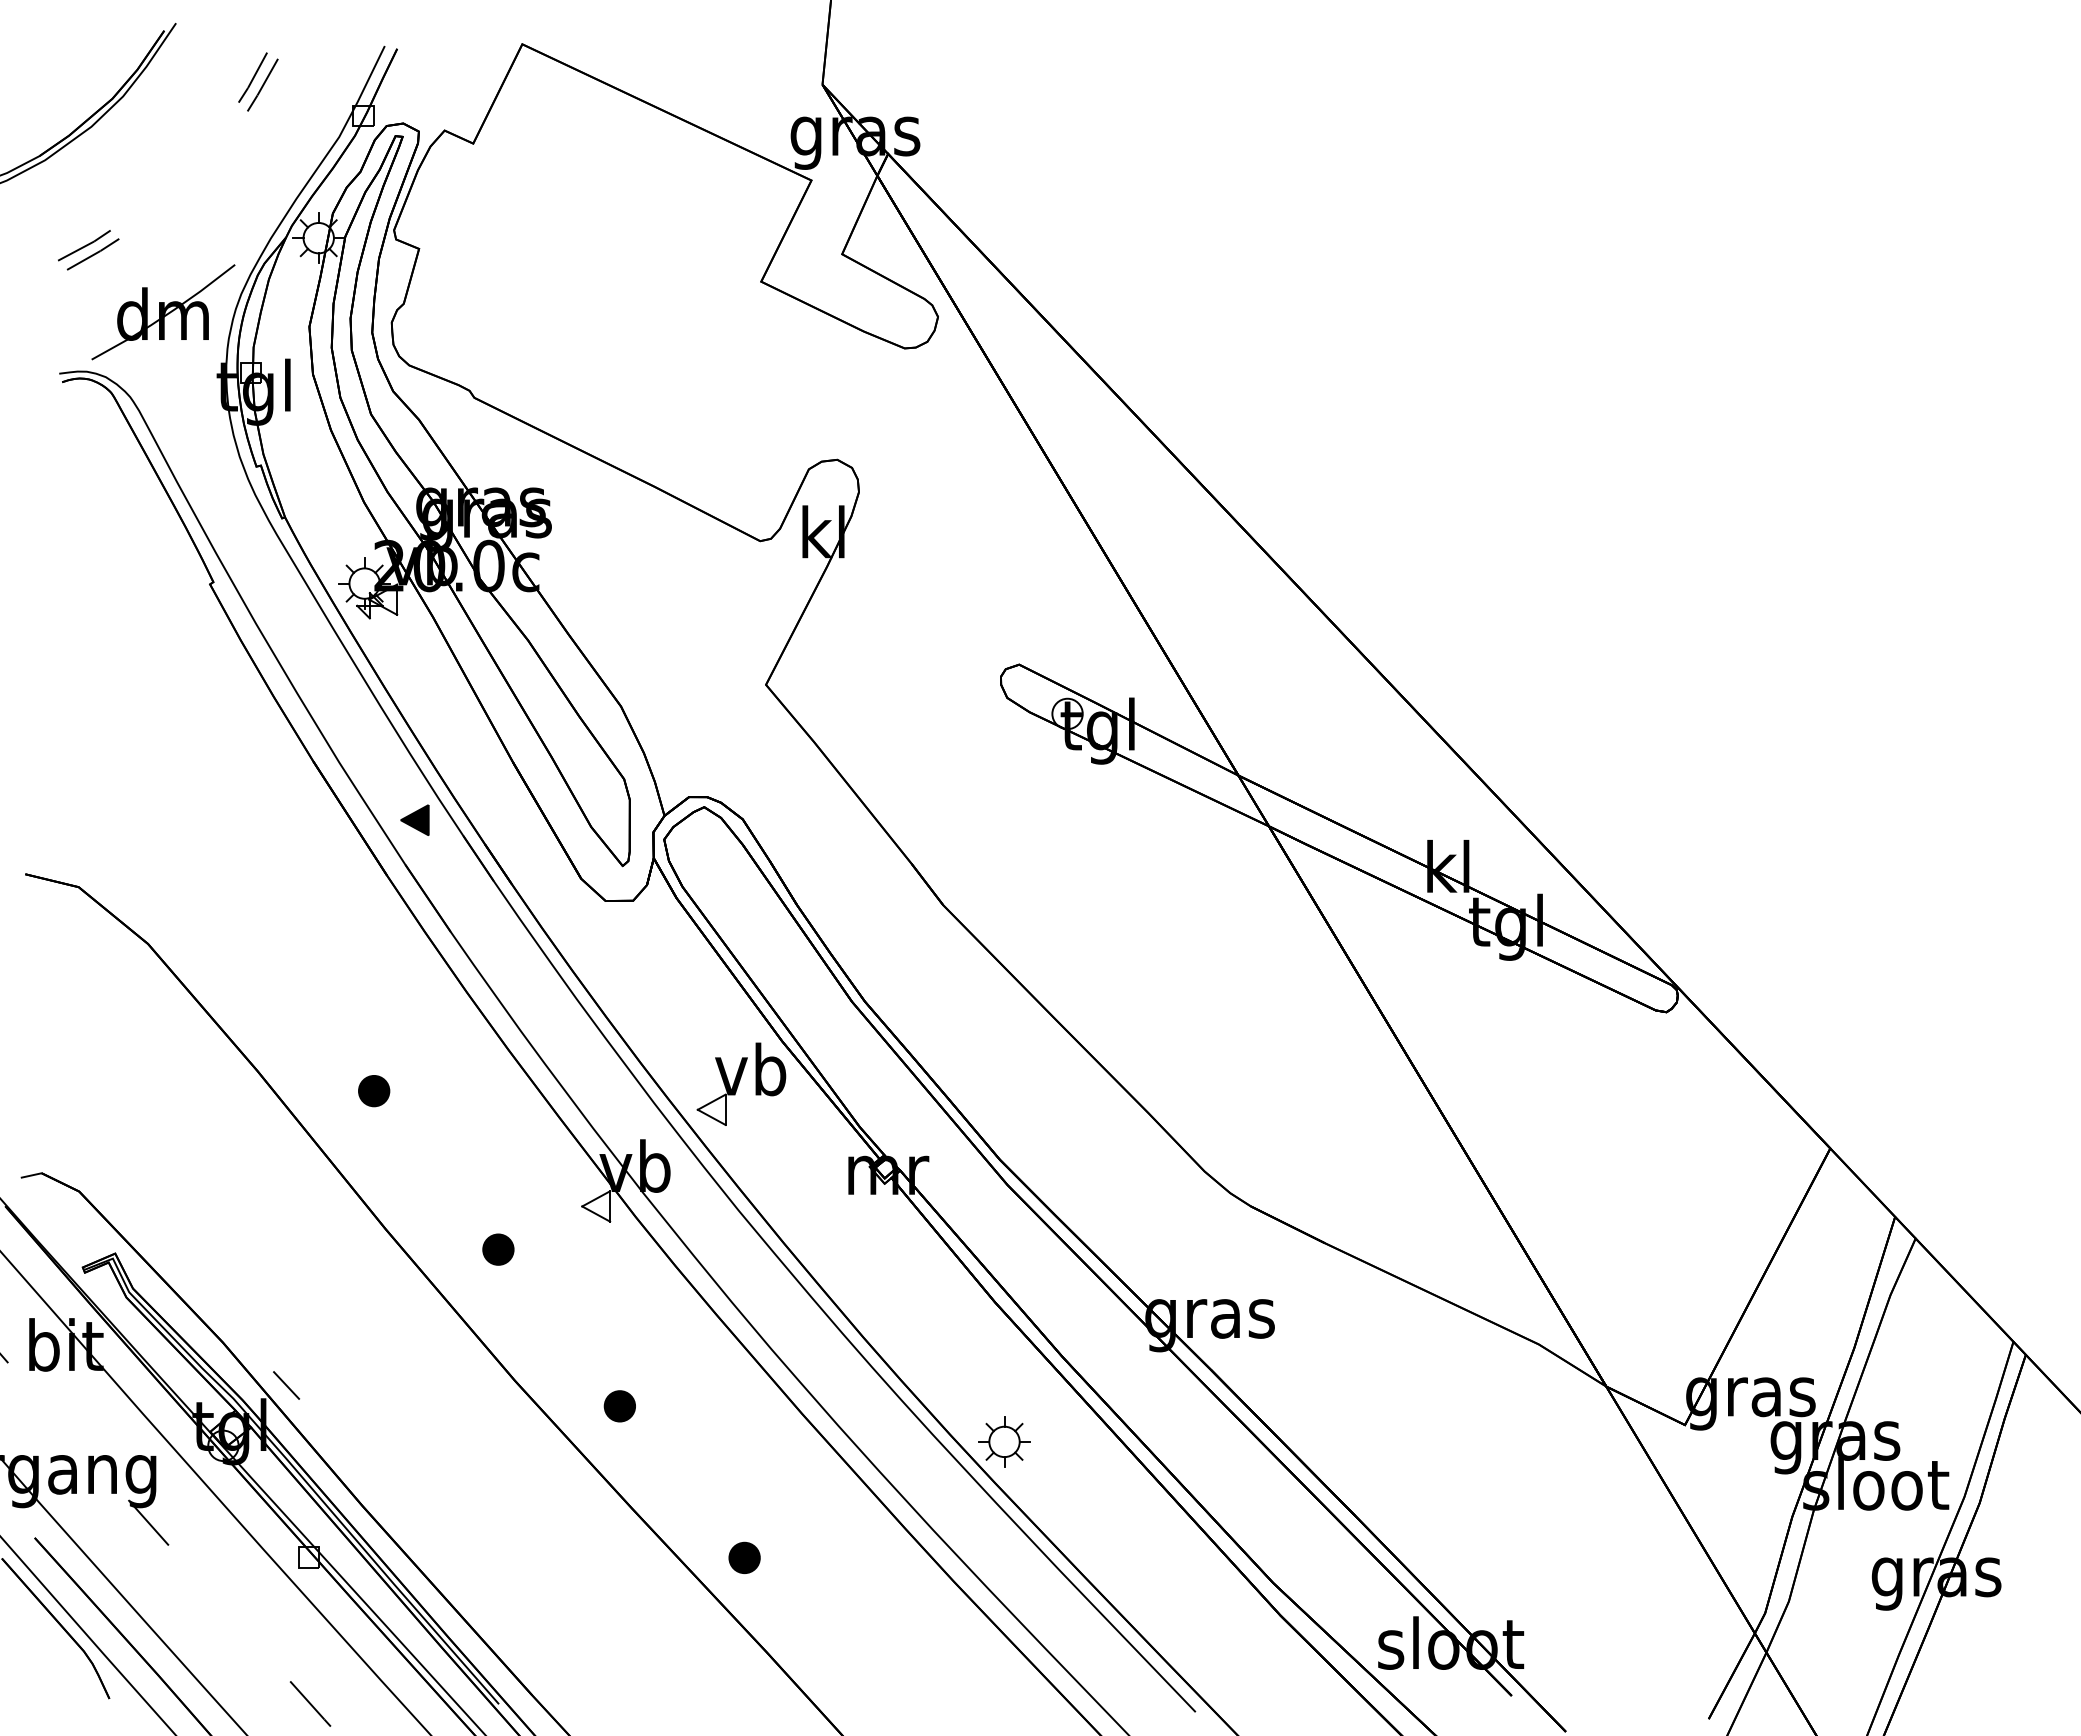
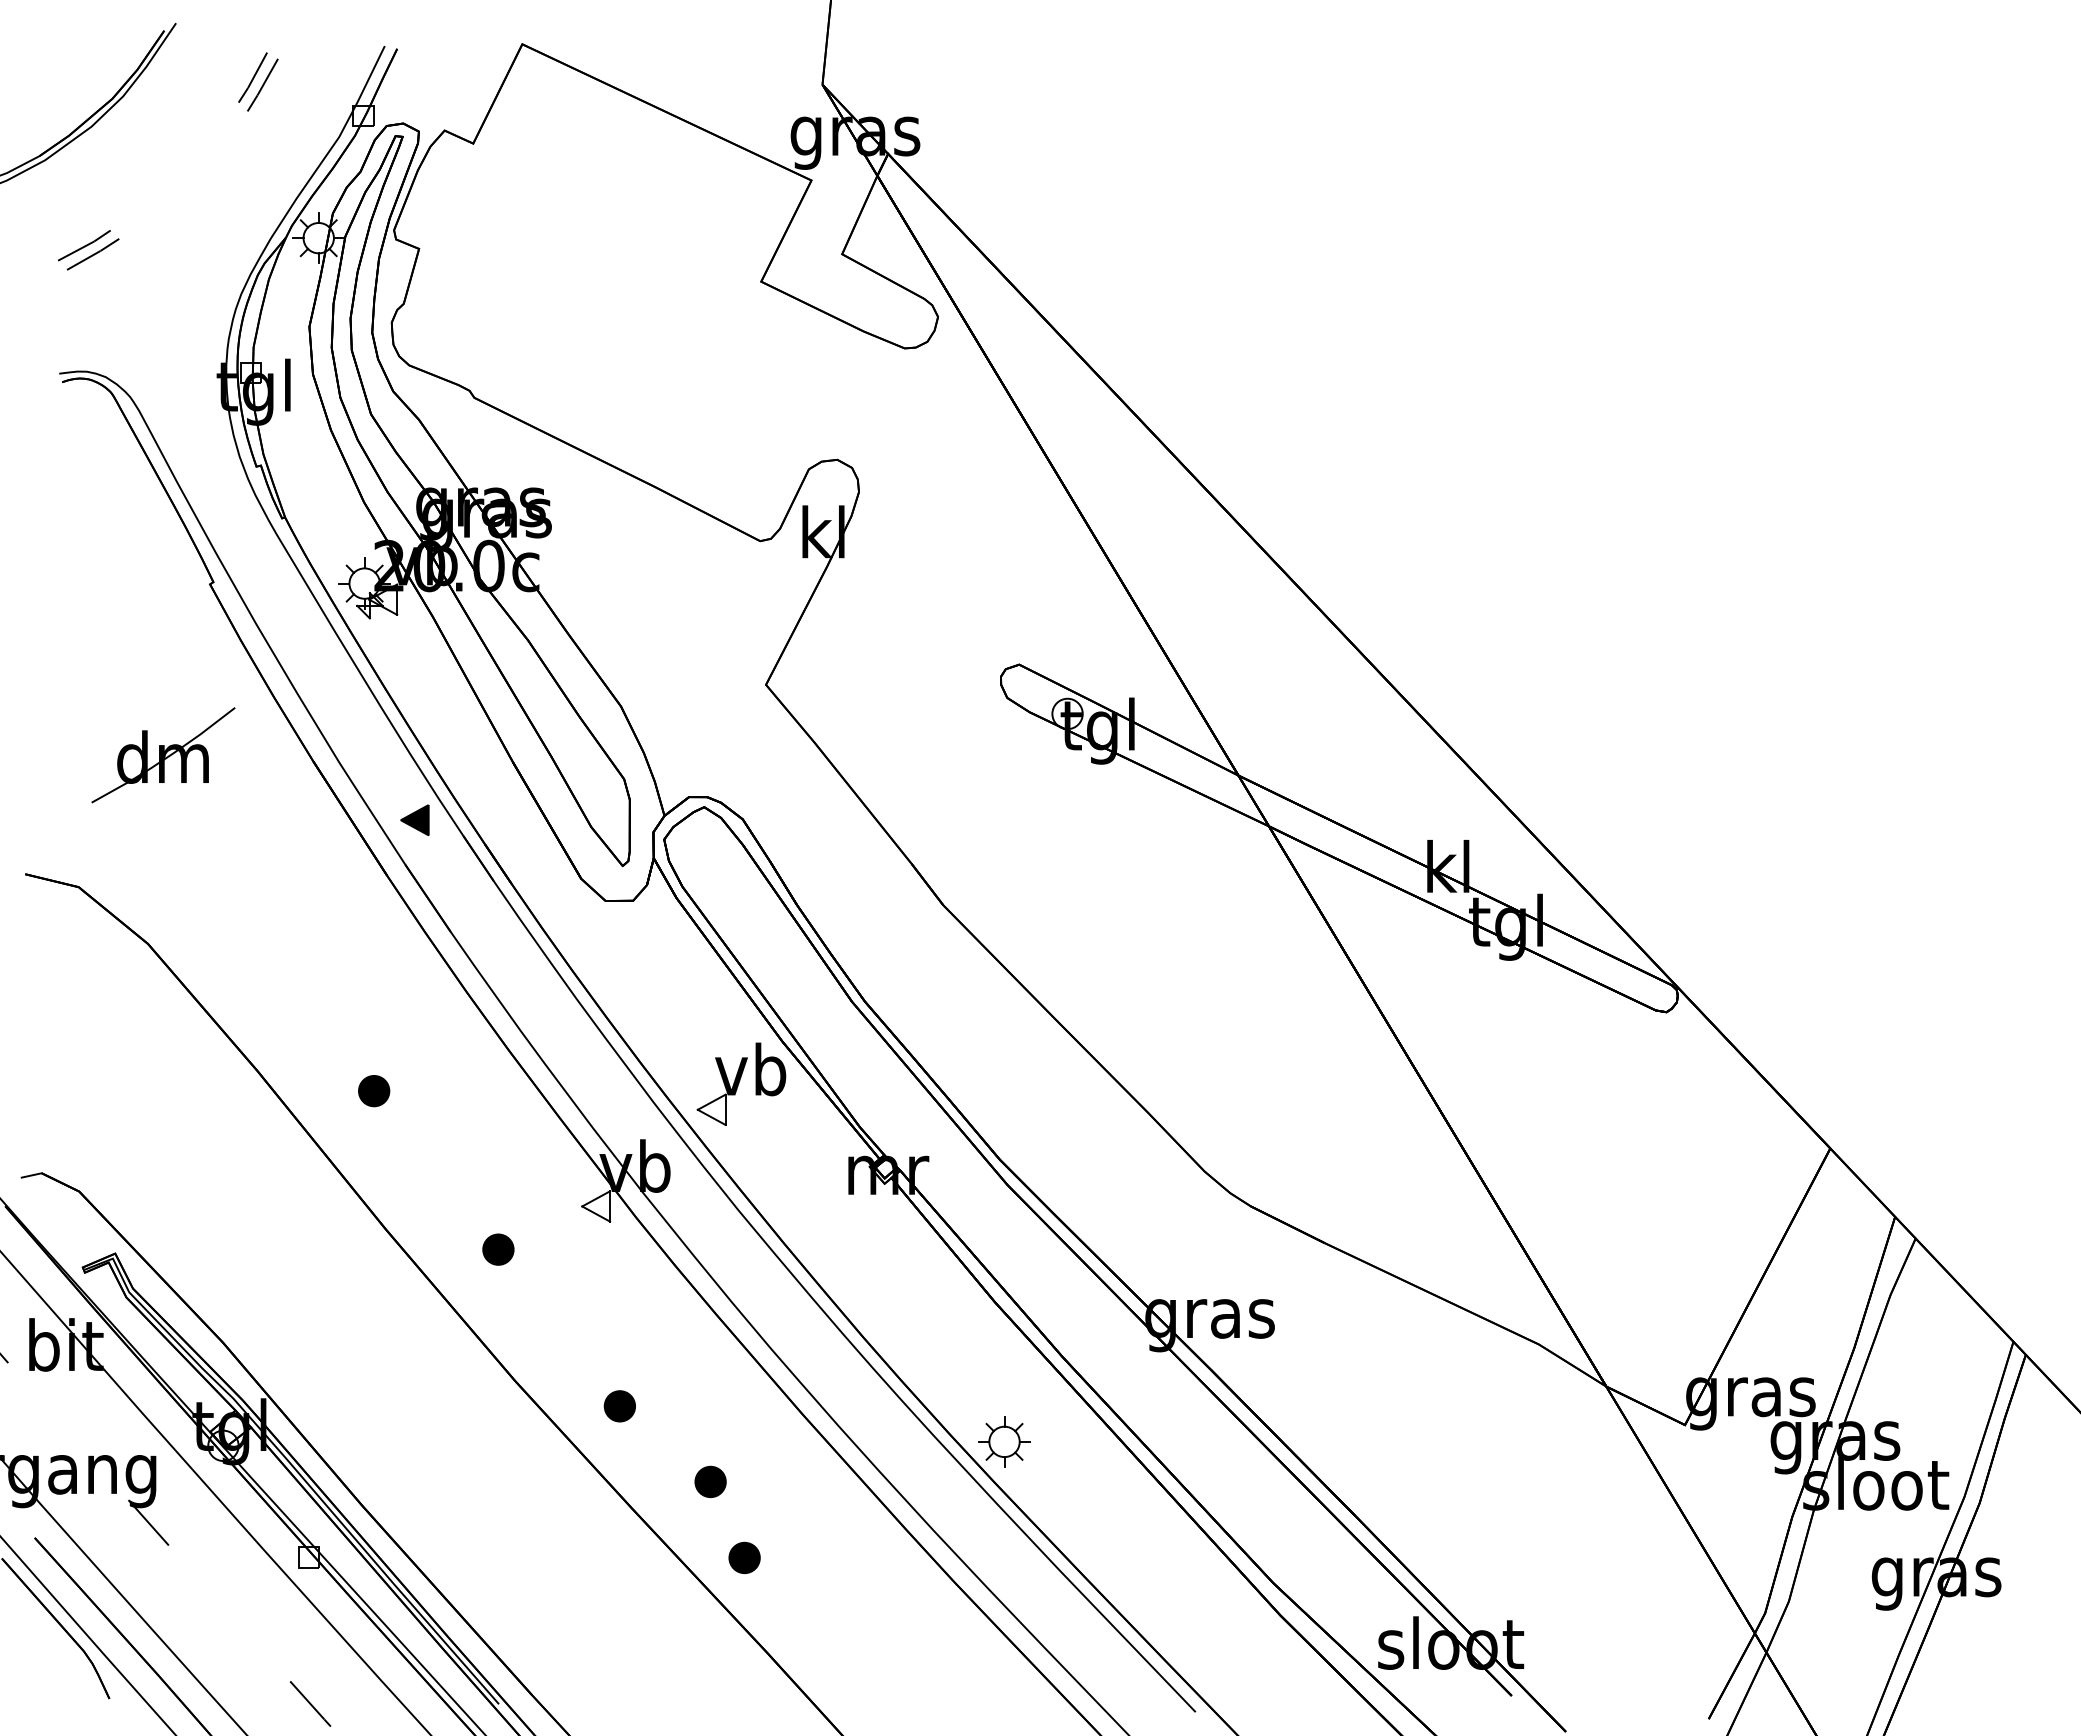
part position: (163, 312) -> (163, 755) (163, 755)
line: present -> none (286, 1385)
part: none -> present (710, 1481)
